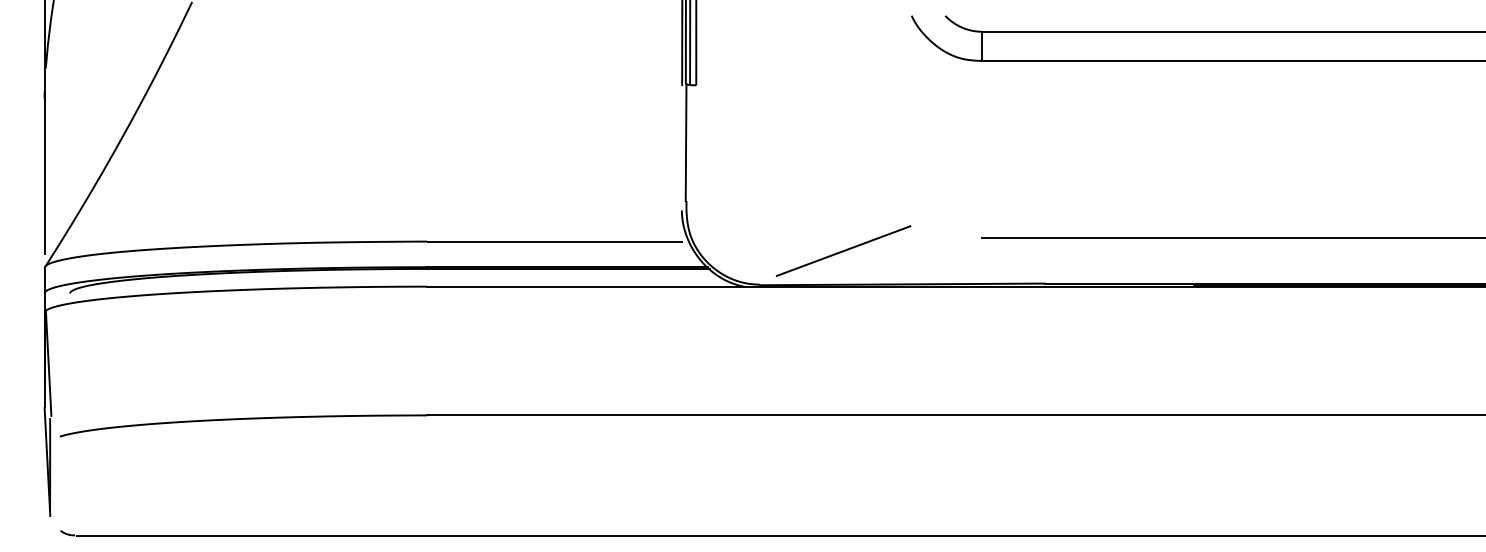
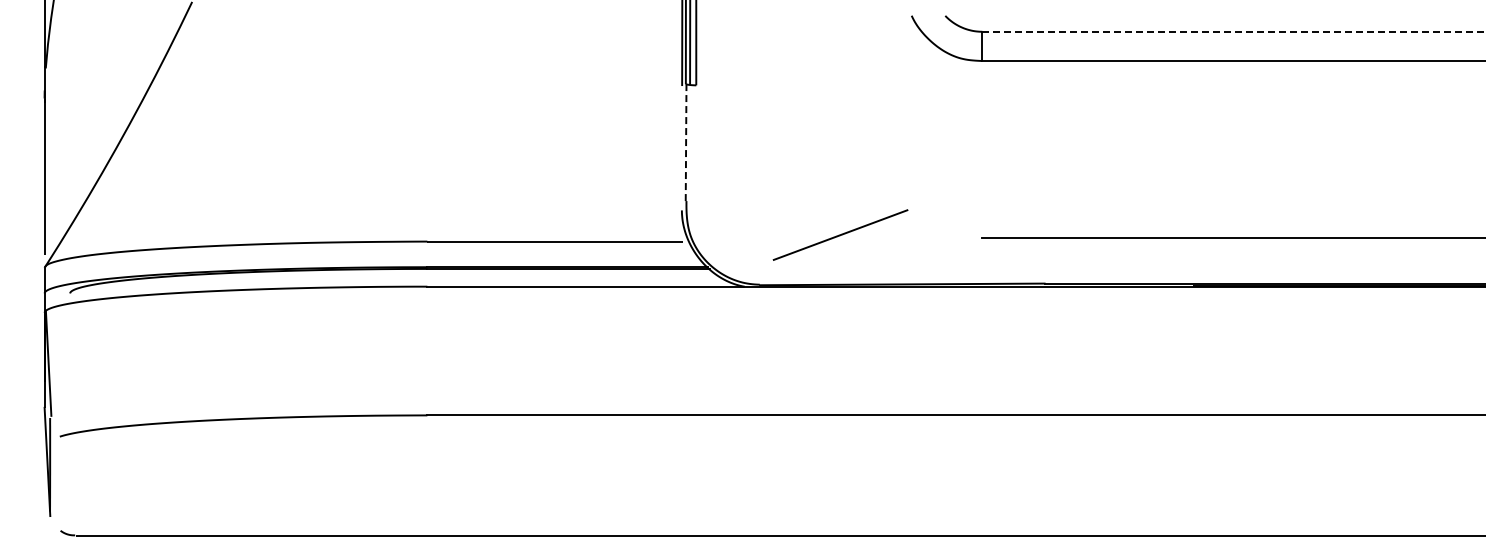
line: solid -> dashed (1234, 31)
line: solid -> dashed (686, 142)
line position: (843, 250) -> (840, 234) (840, 234)
